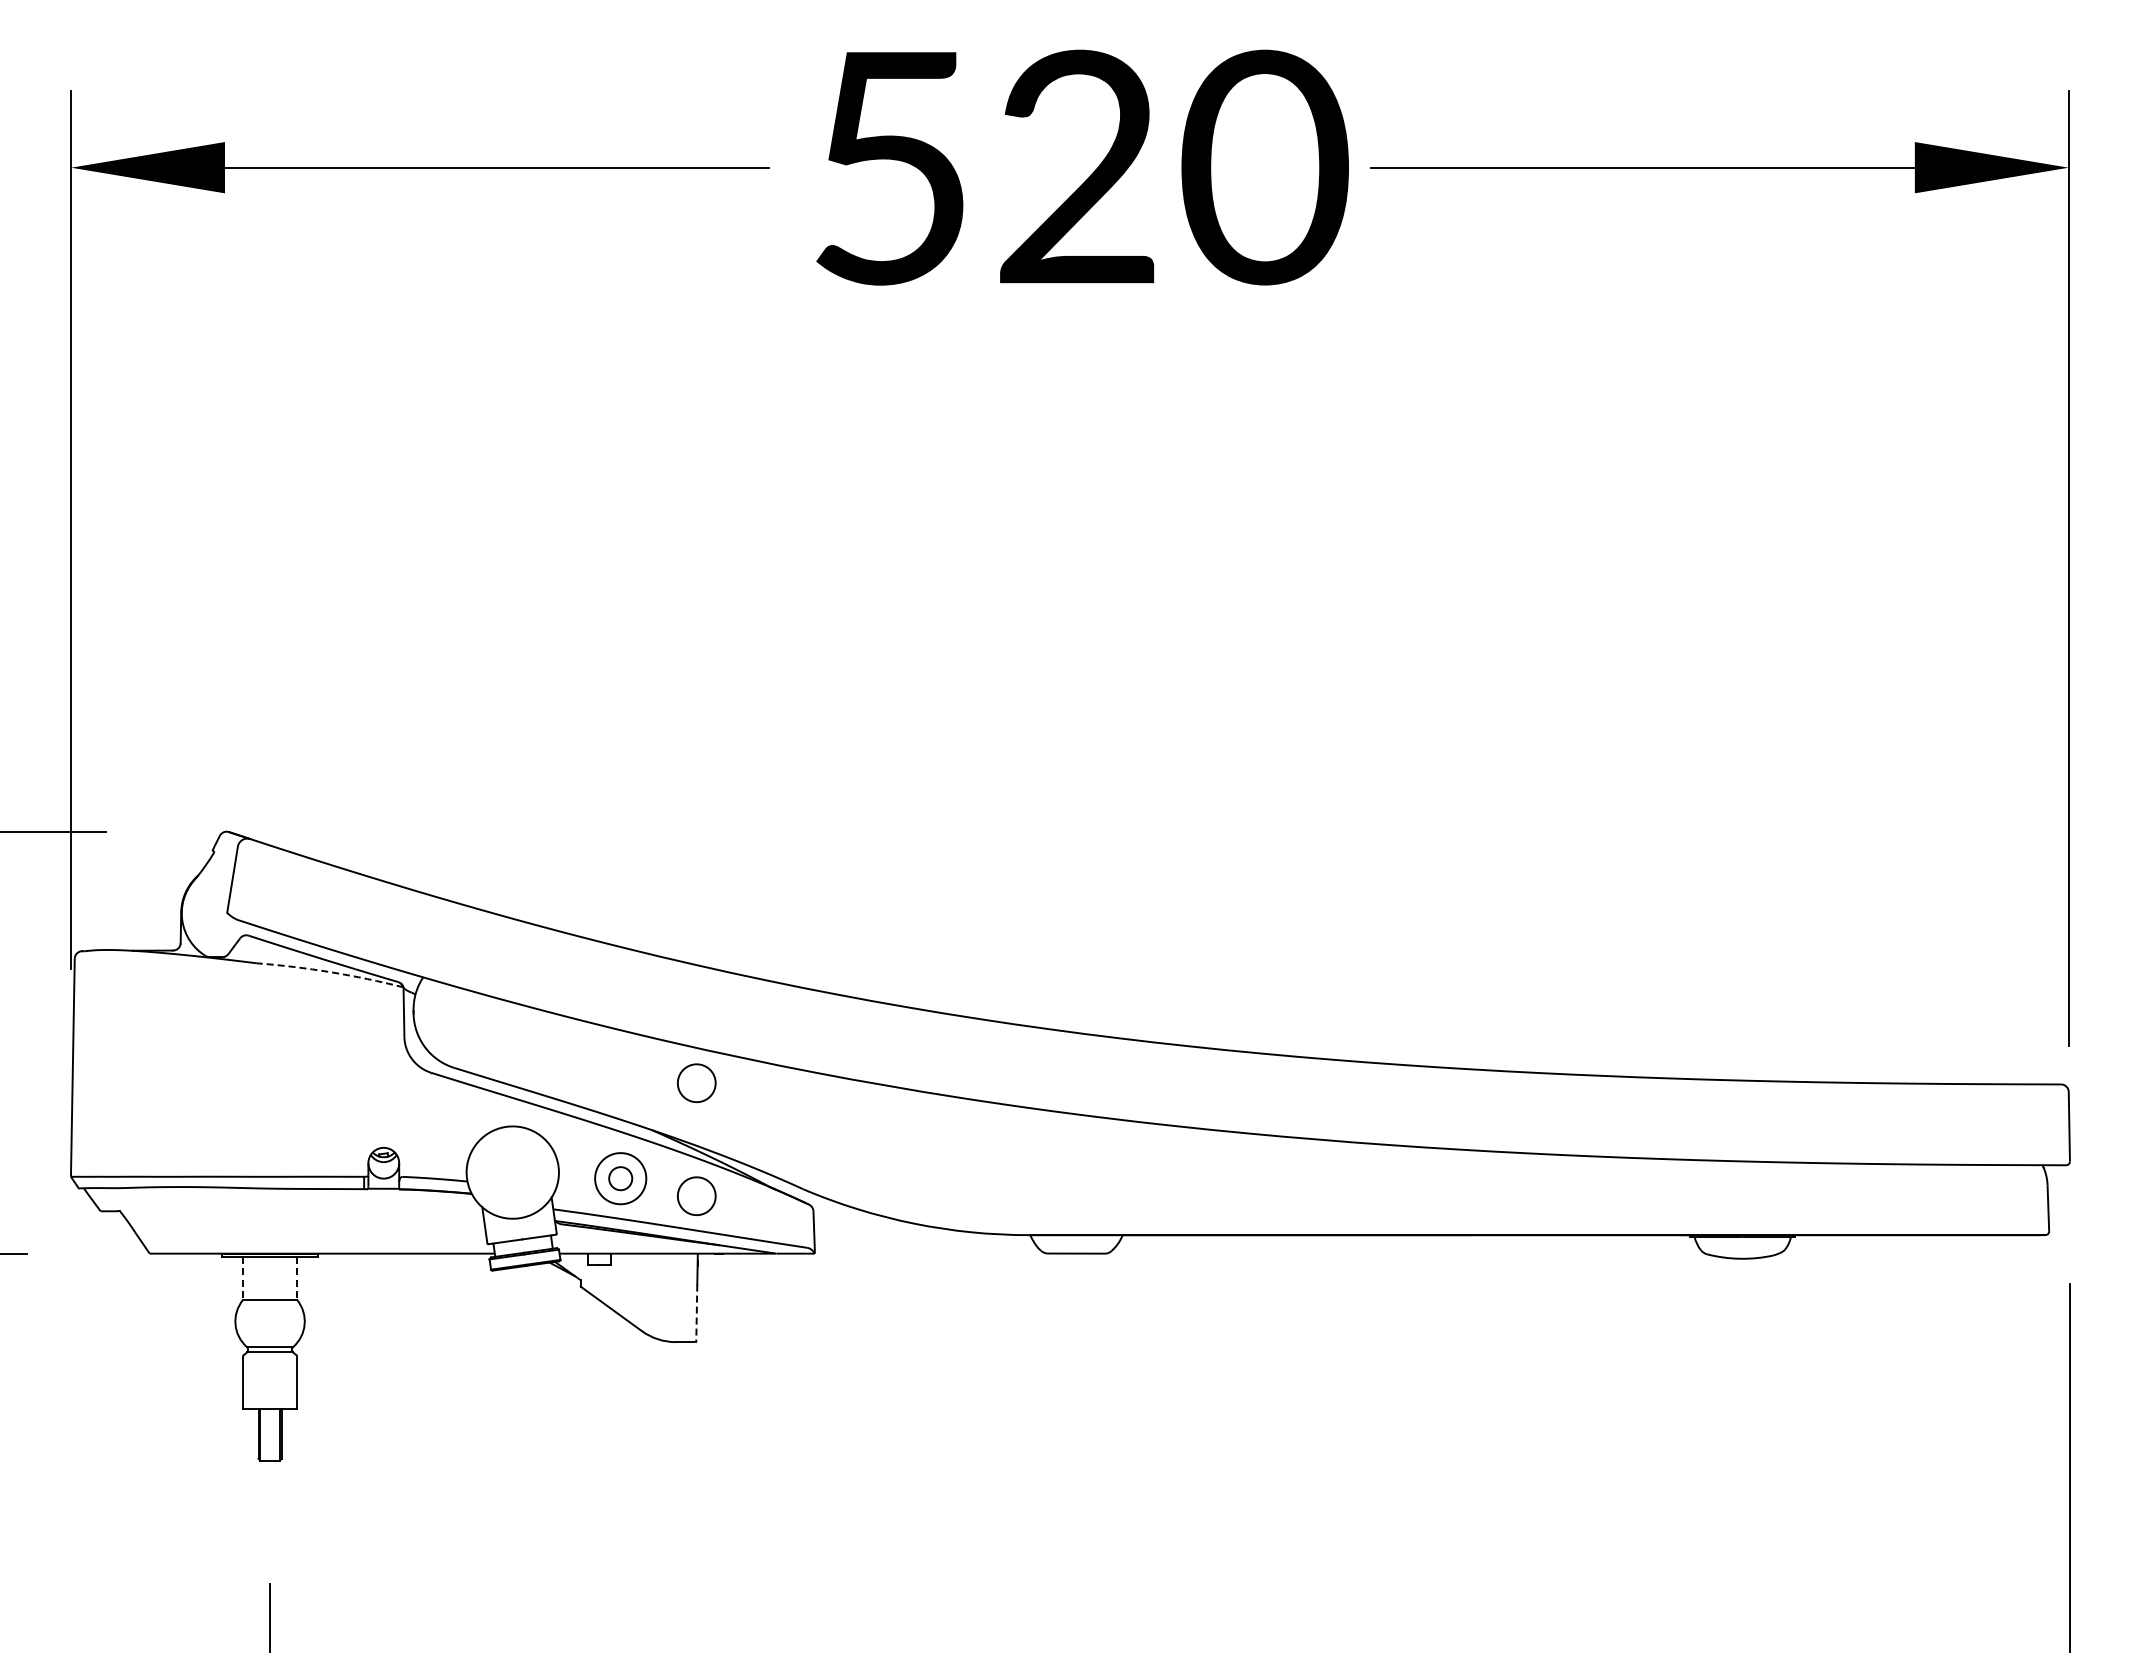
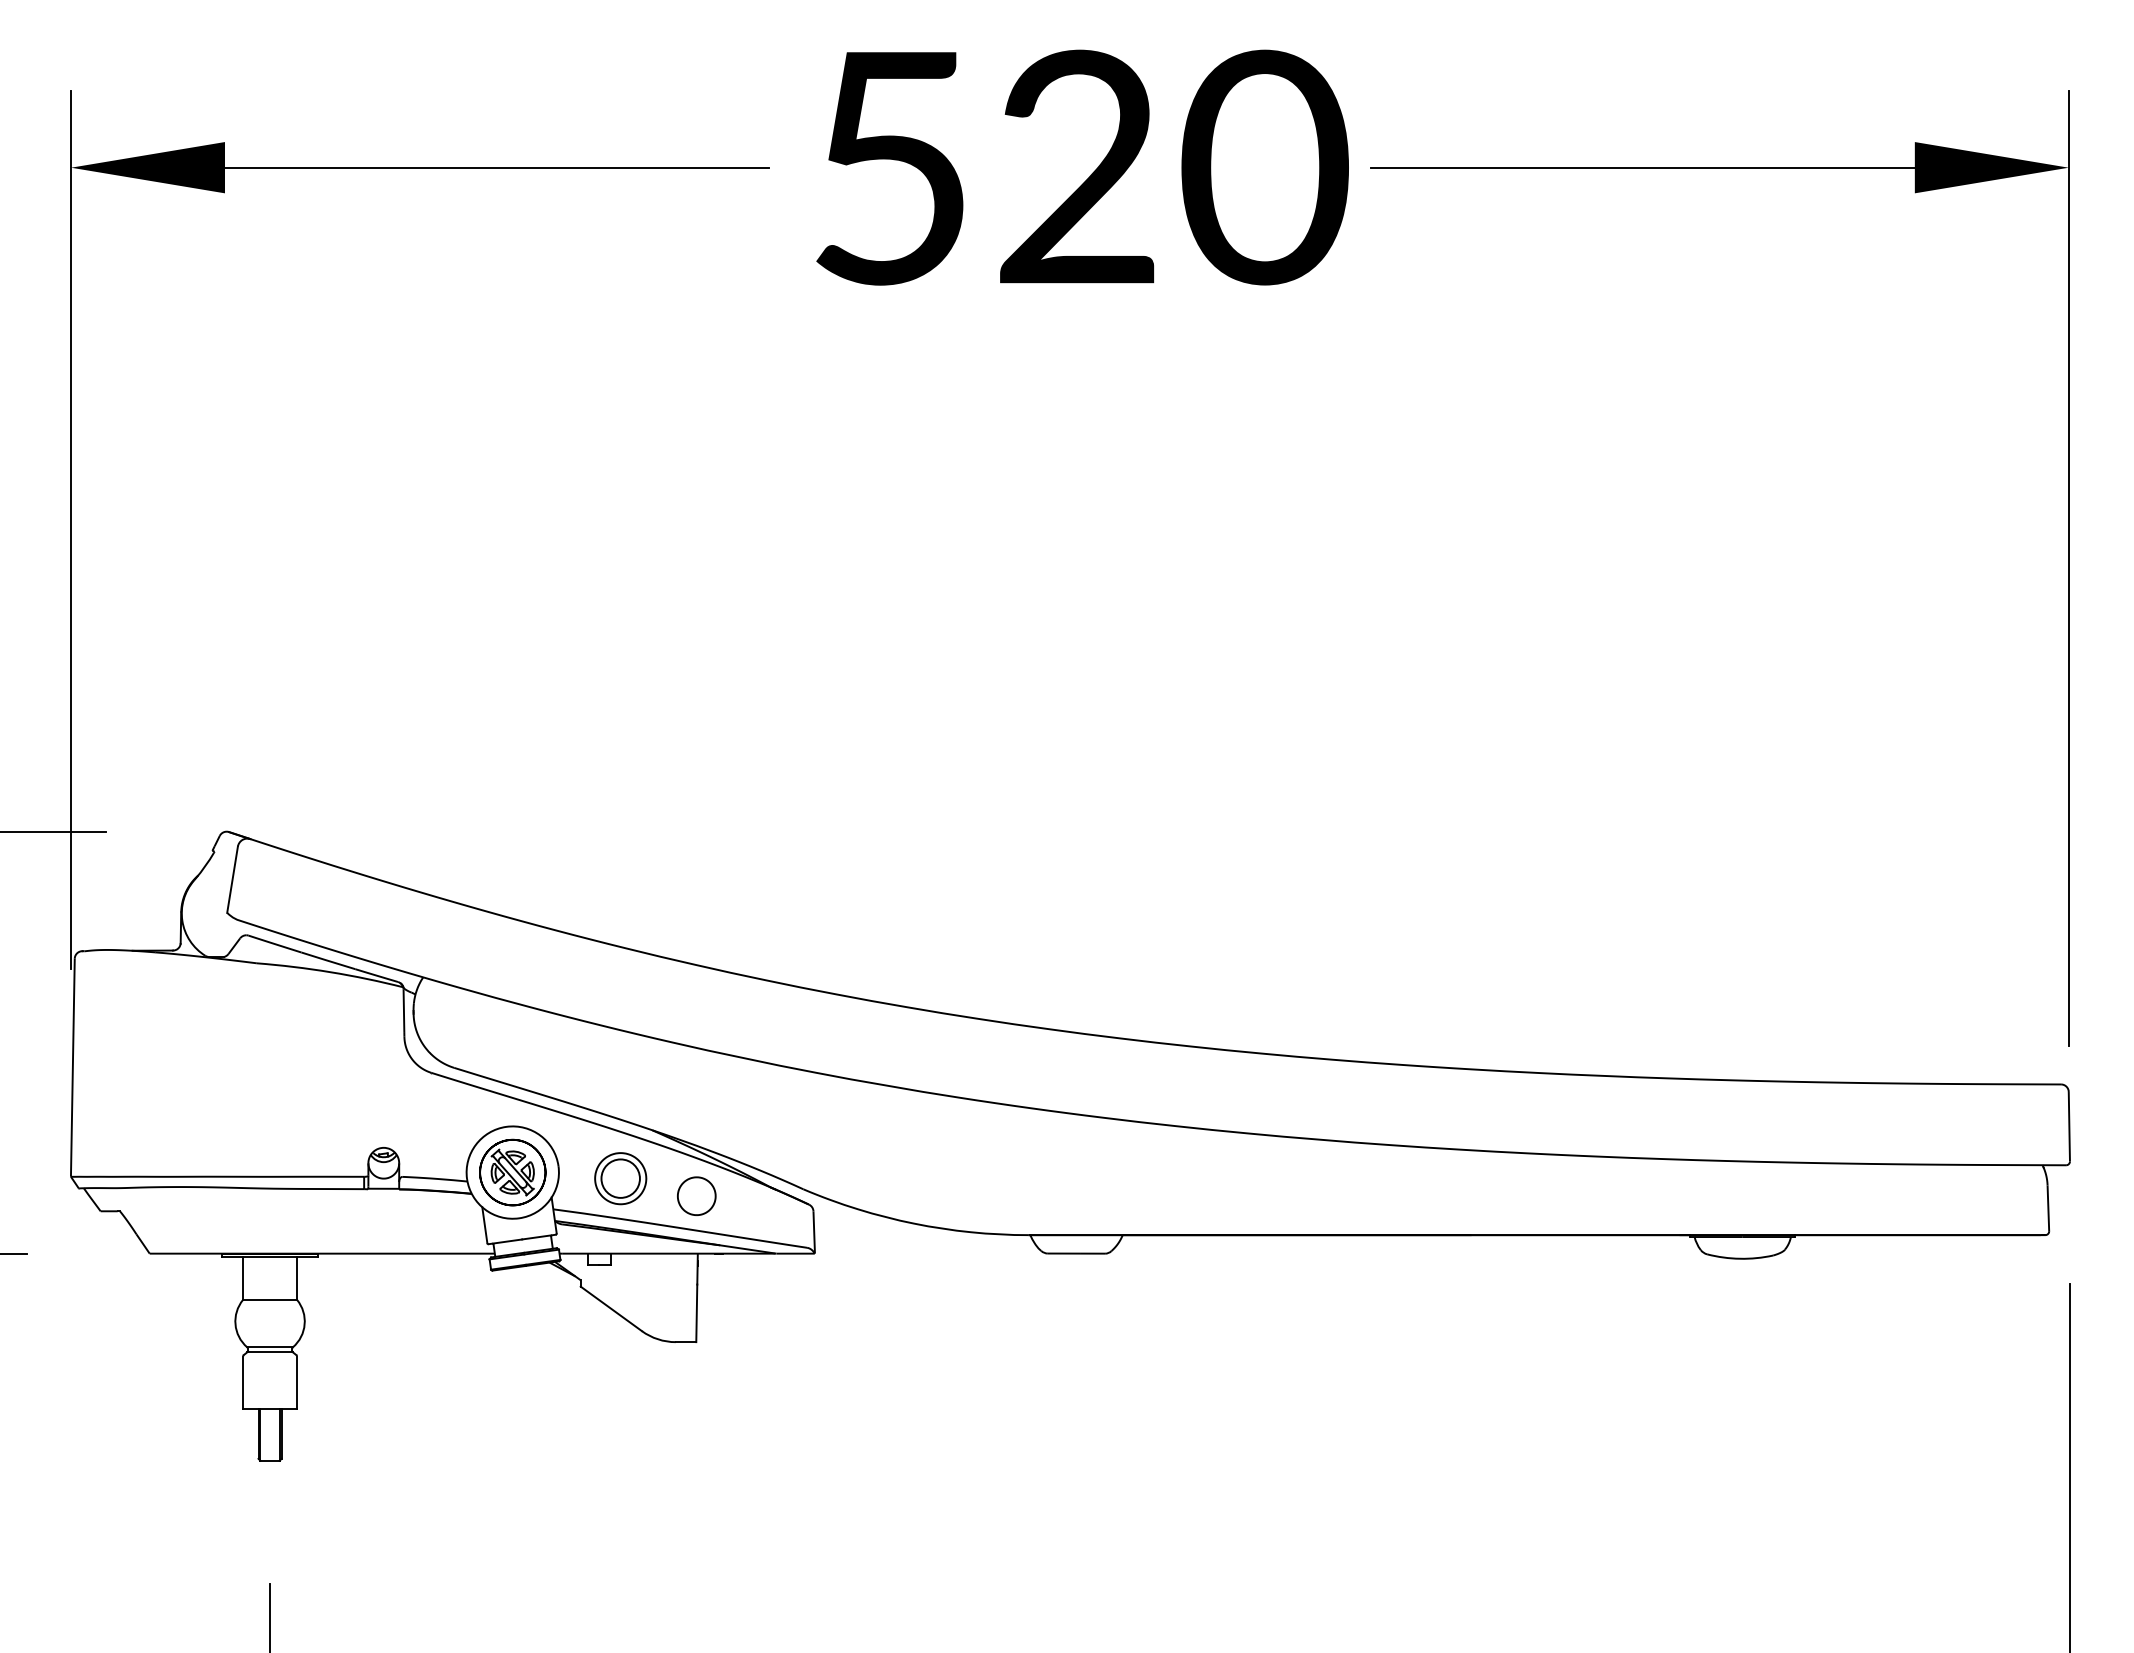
arc: dashed -> solid (330, 972)
part: present -> none (696, 1082)
part: none -> present (512, 1172)
circle diameter: 23 px -> 38 px (620, 1178)
line: dashed -> solid (243, 1279)
line: dashed -> solid (297, 1279)
line: dashed -> solid (696, 1313)
